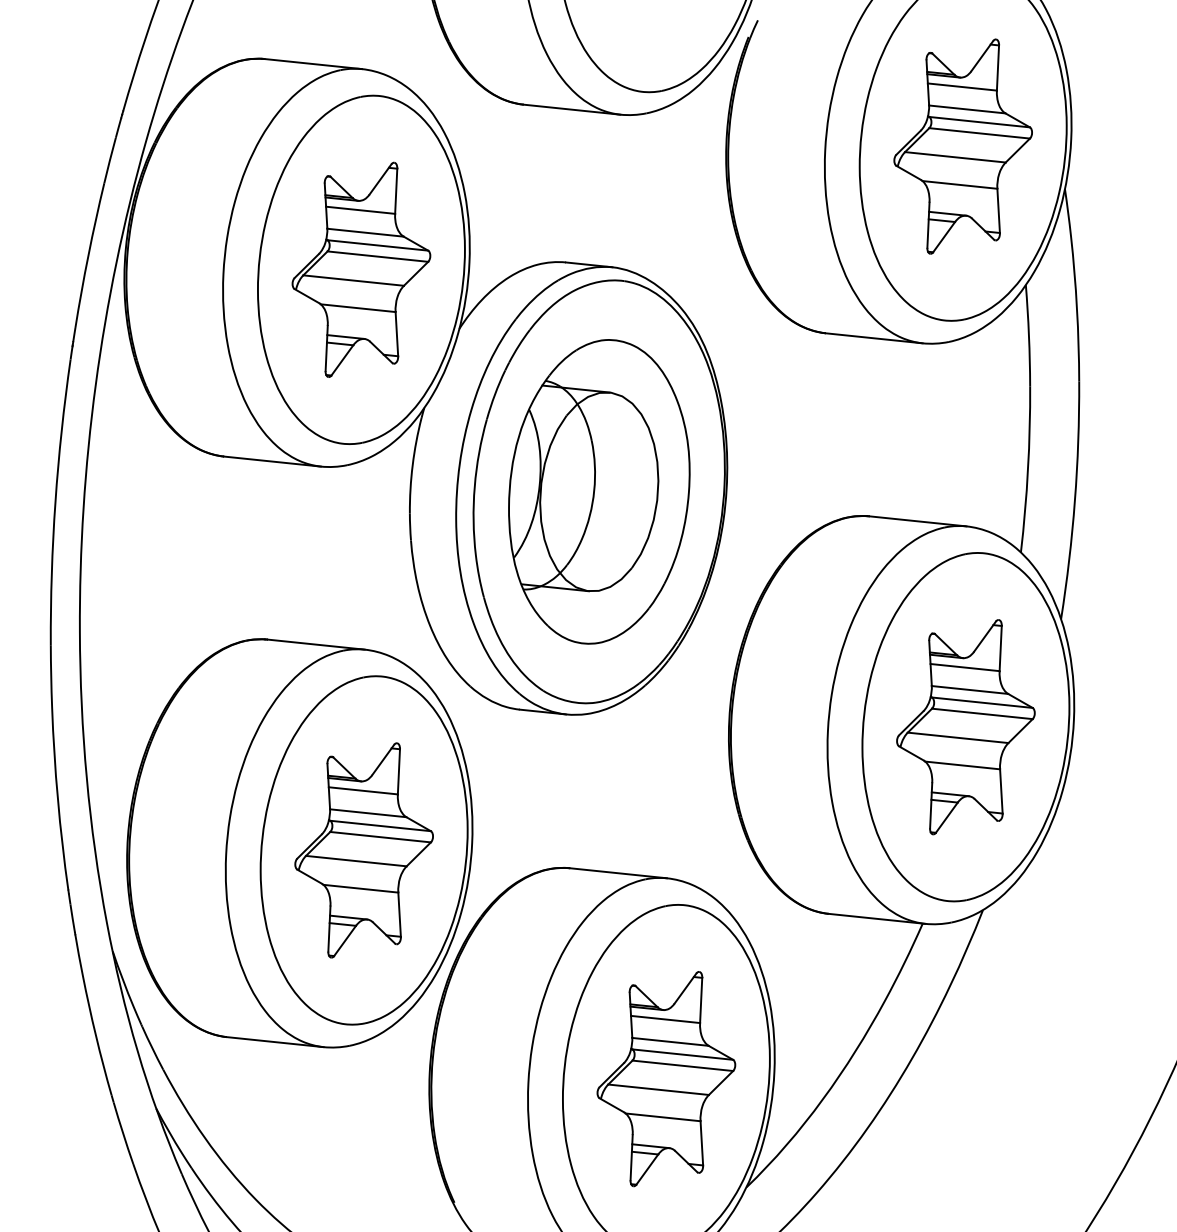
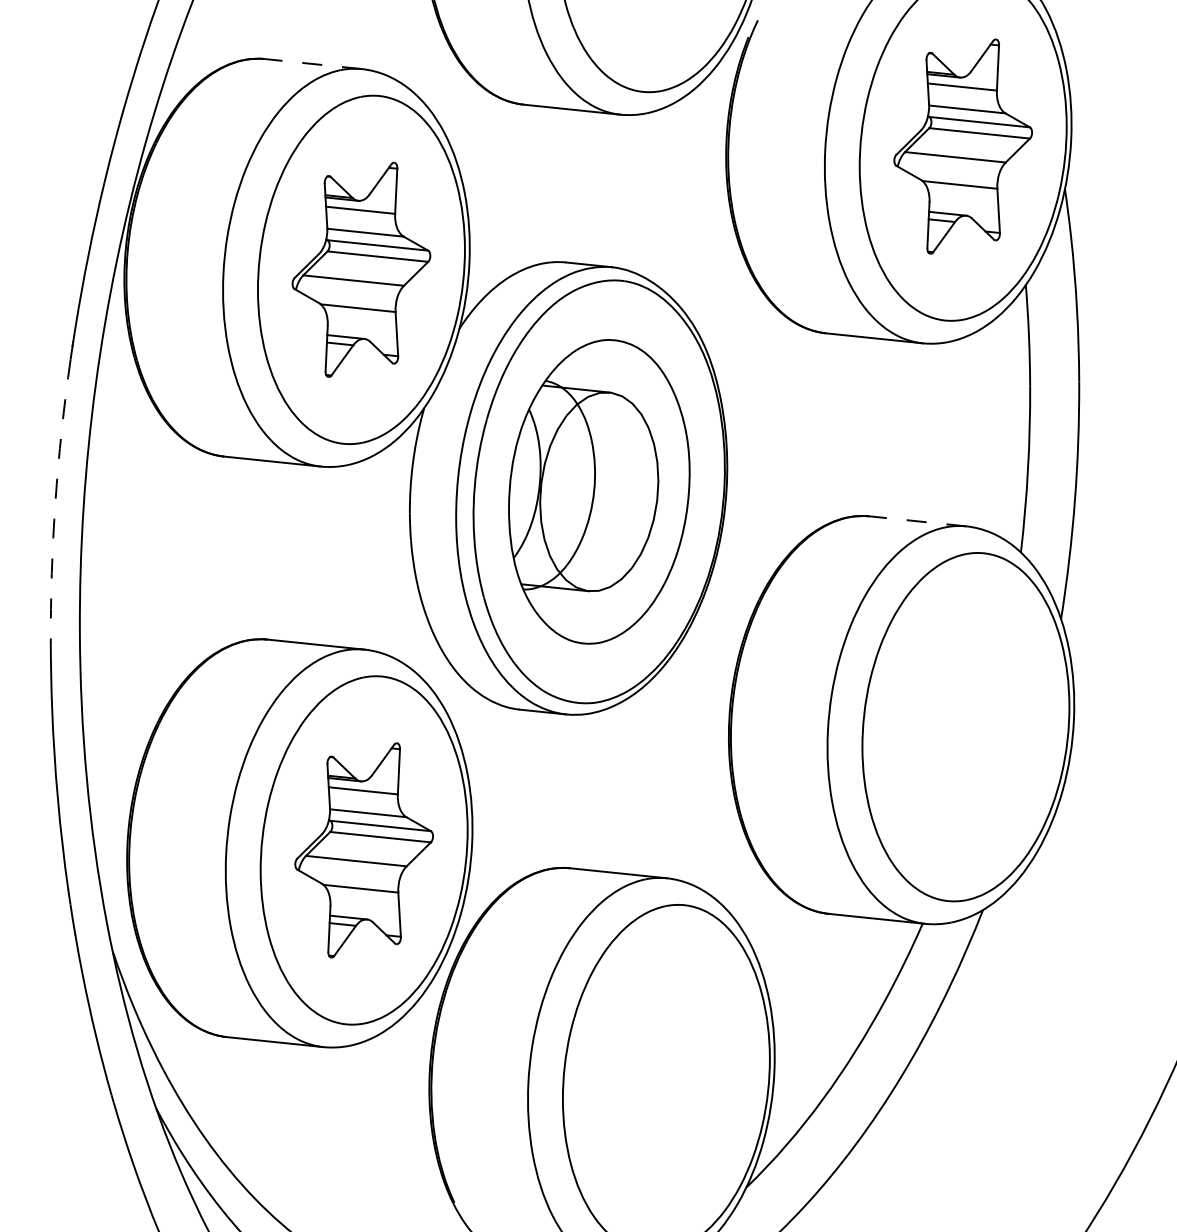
line: solid -> dashed (313, 64)
arc: solid -> dashed (55, 502)
line: solid -> dashed (918, 521)
part: present -> none (965, 727)
part: present -> none (666, 1079)
